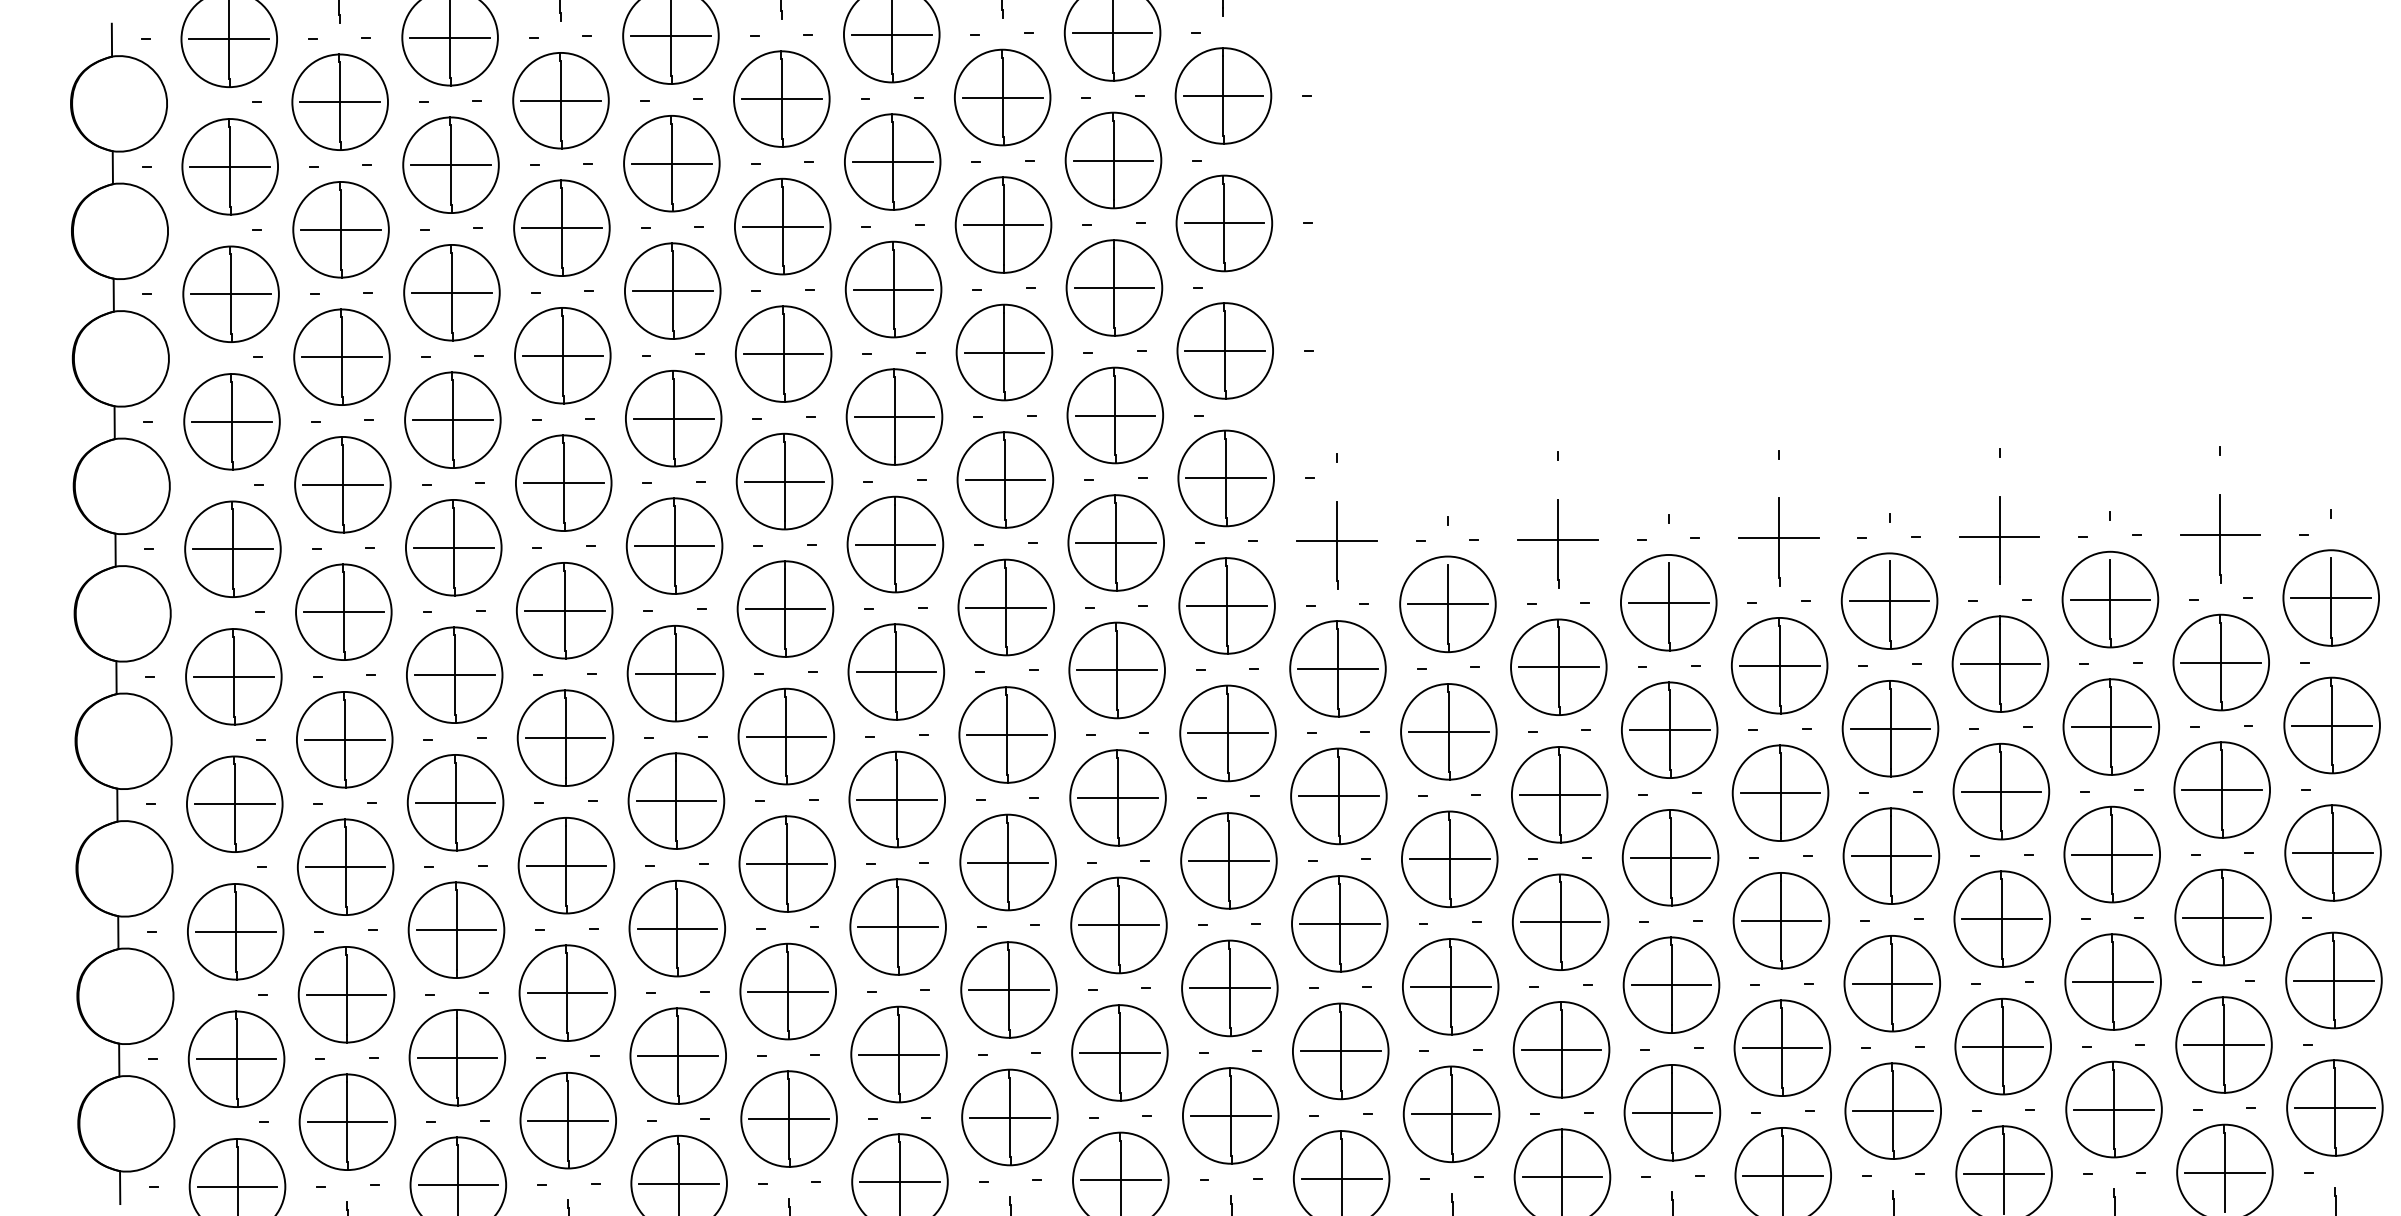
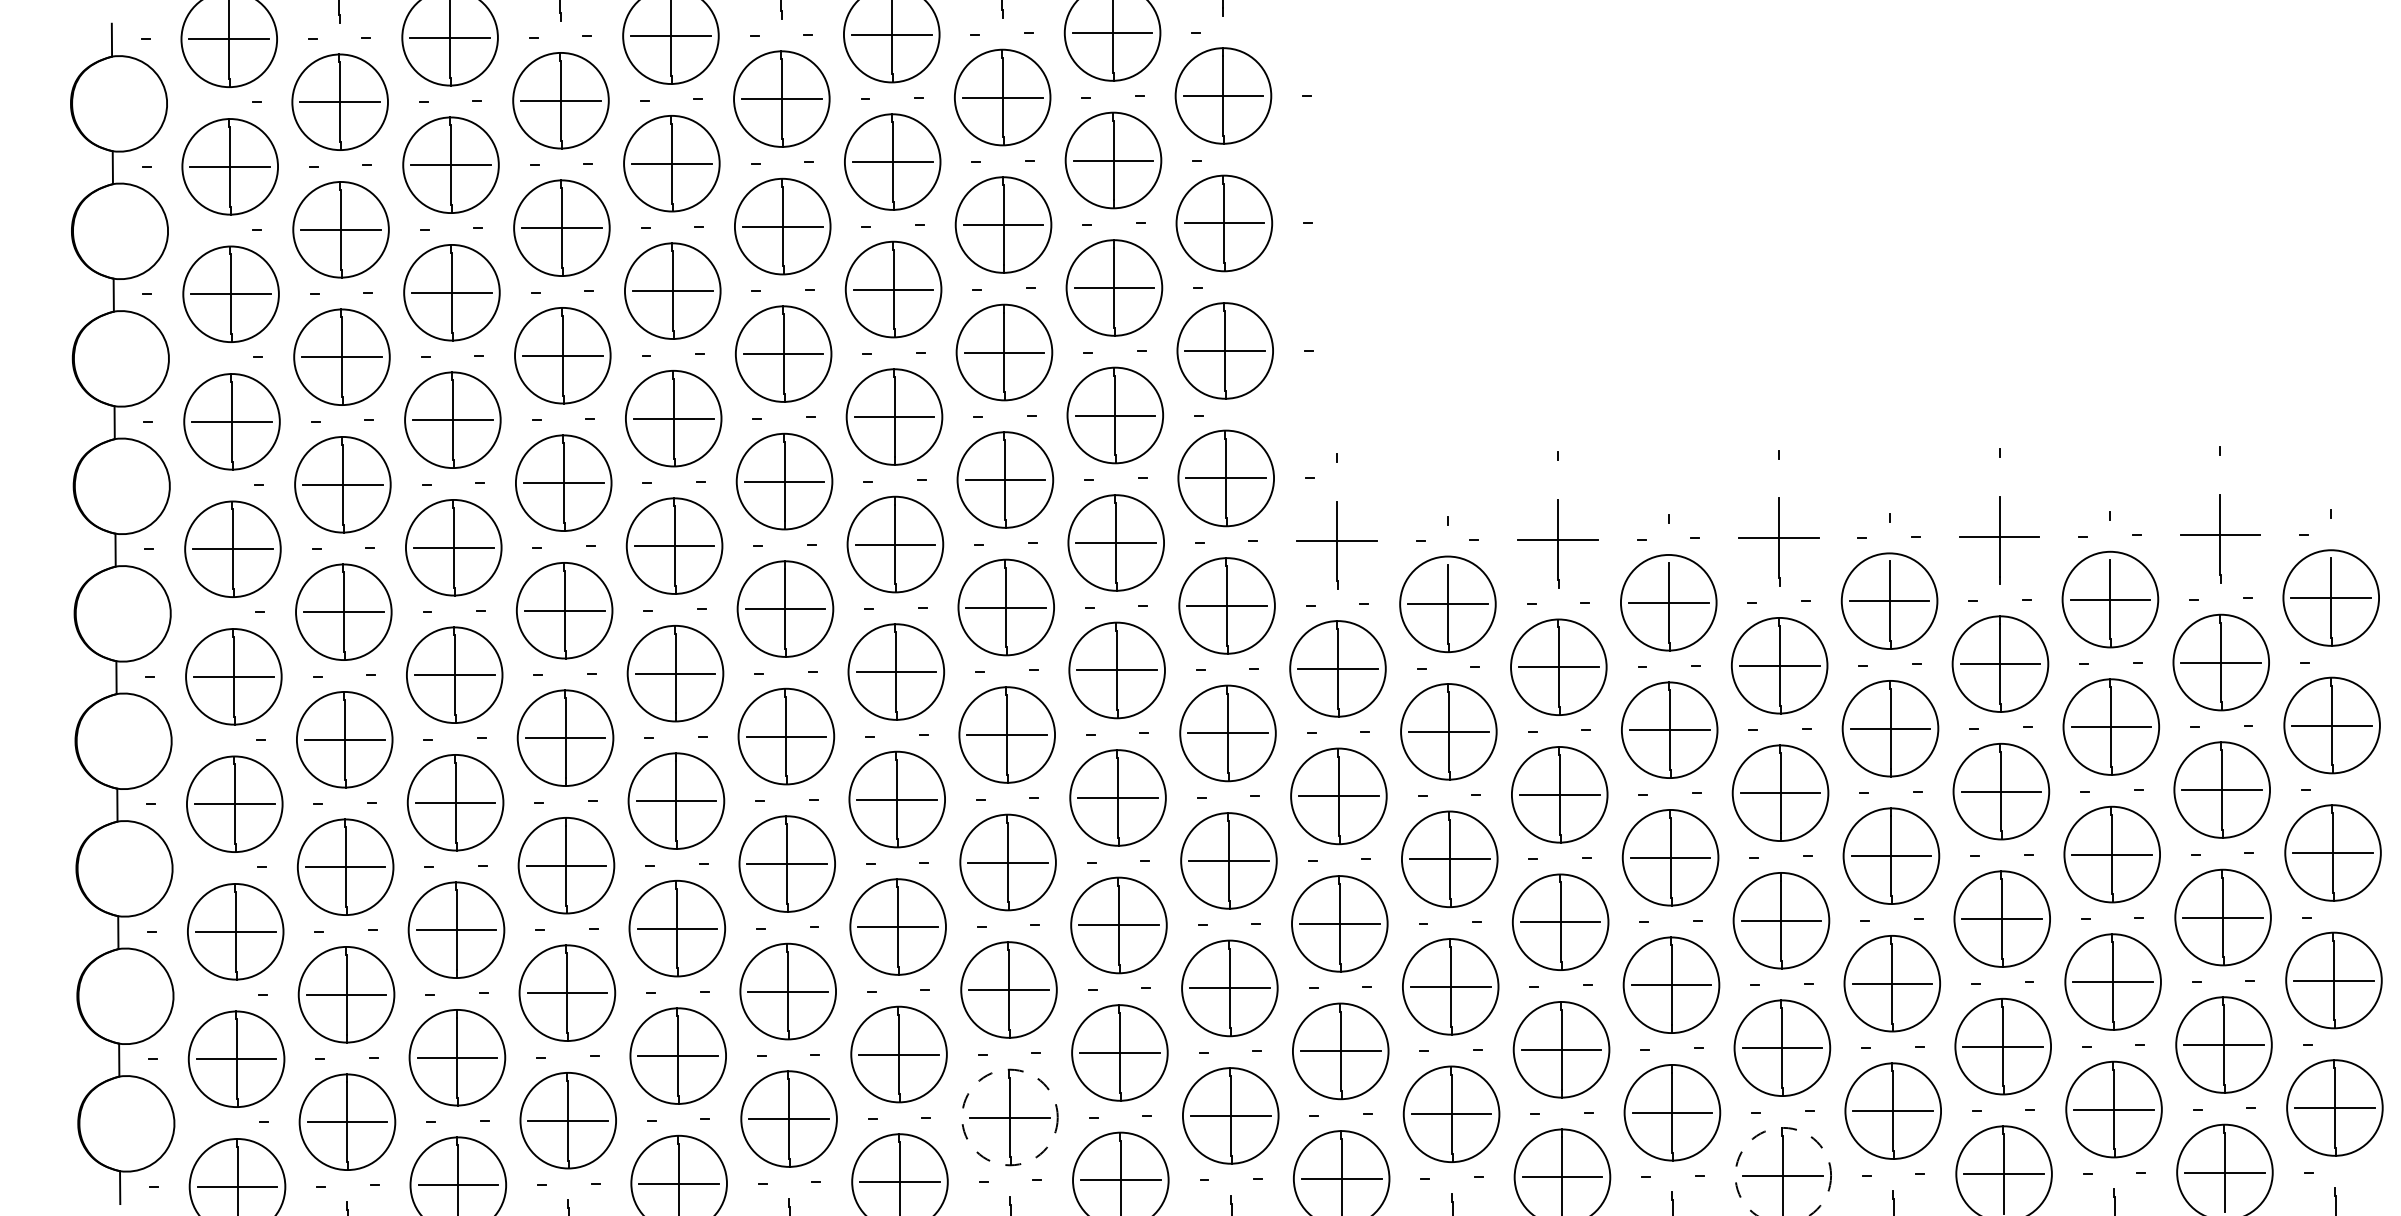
circle: solid -> dashed (1009, 1117)
circle: solid -> dashed (1783, 1171)
